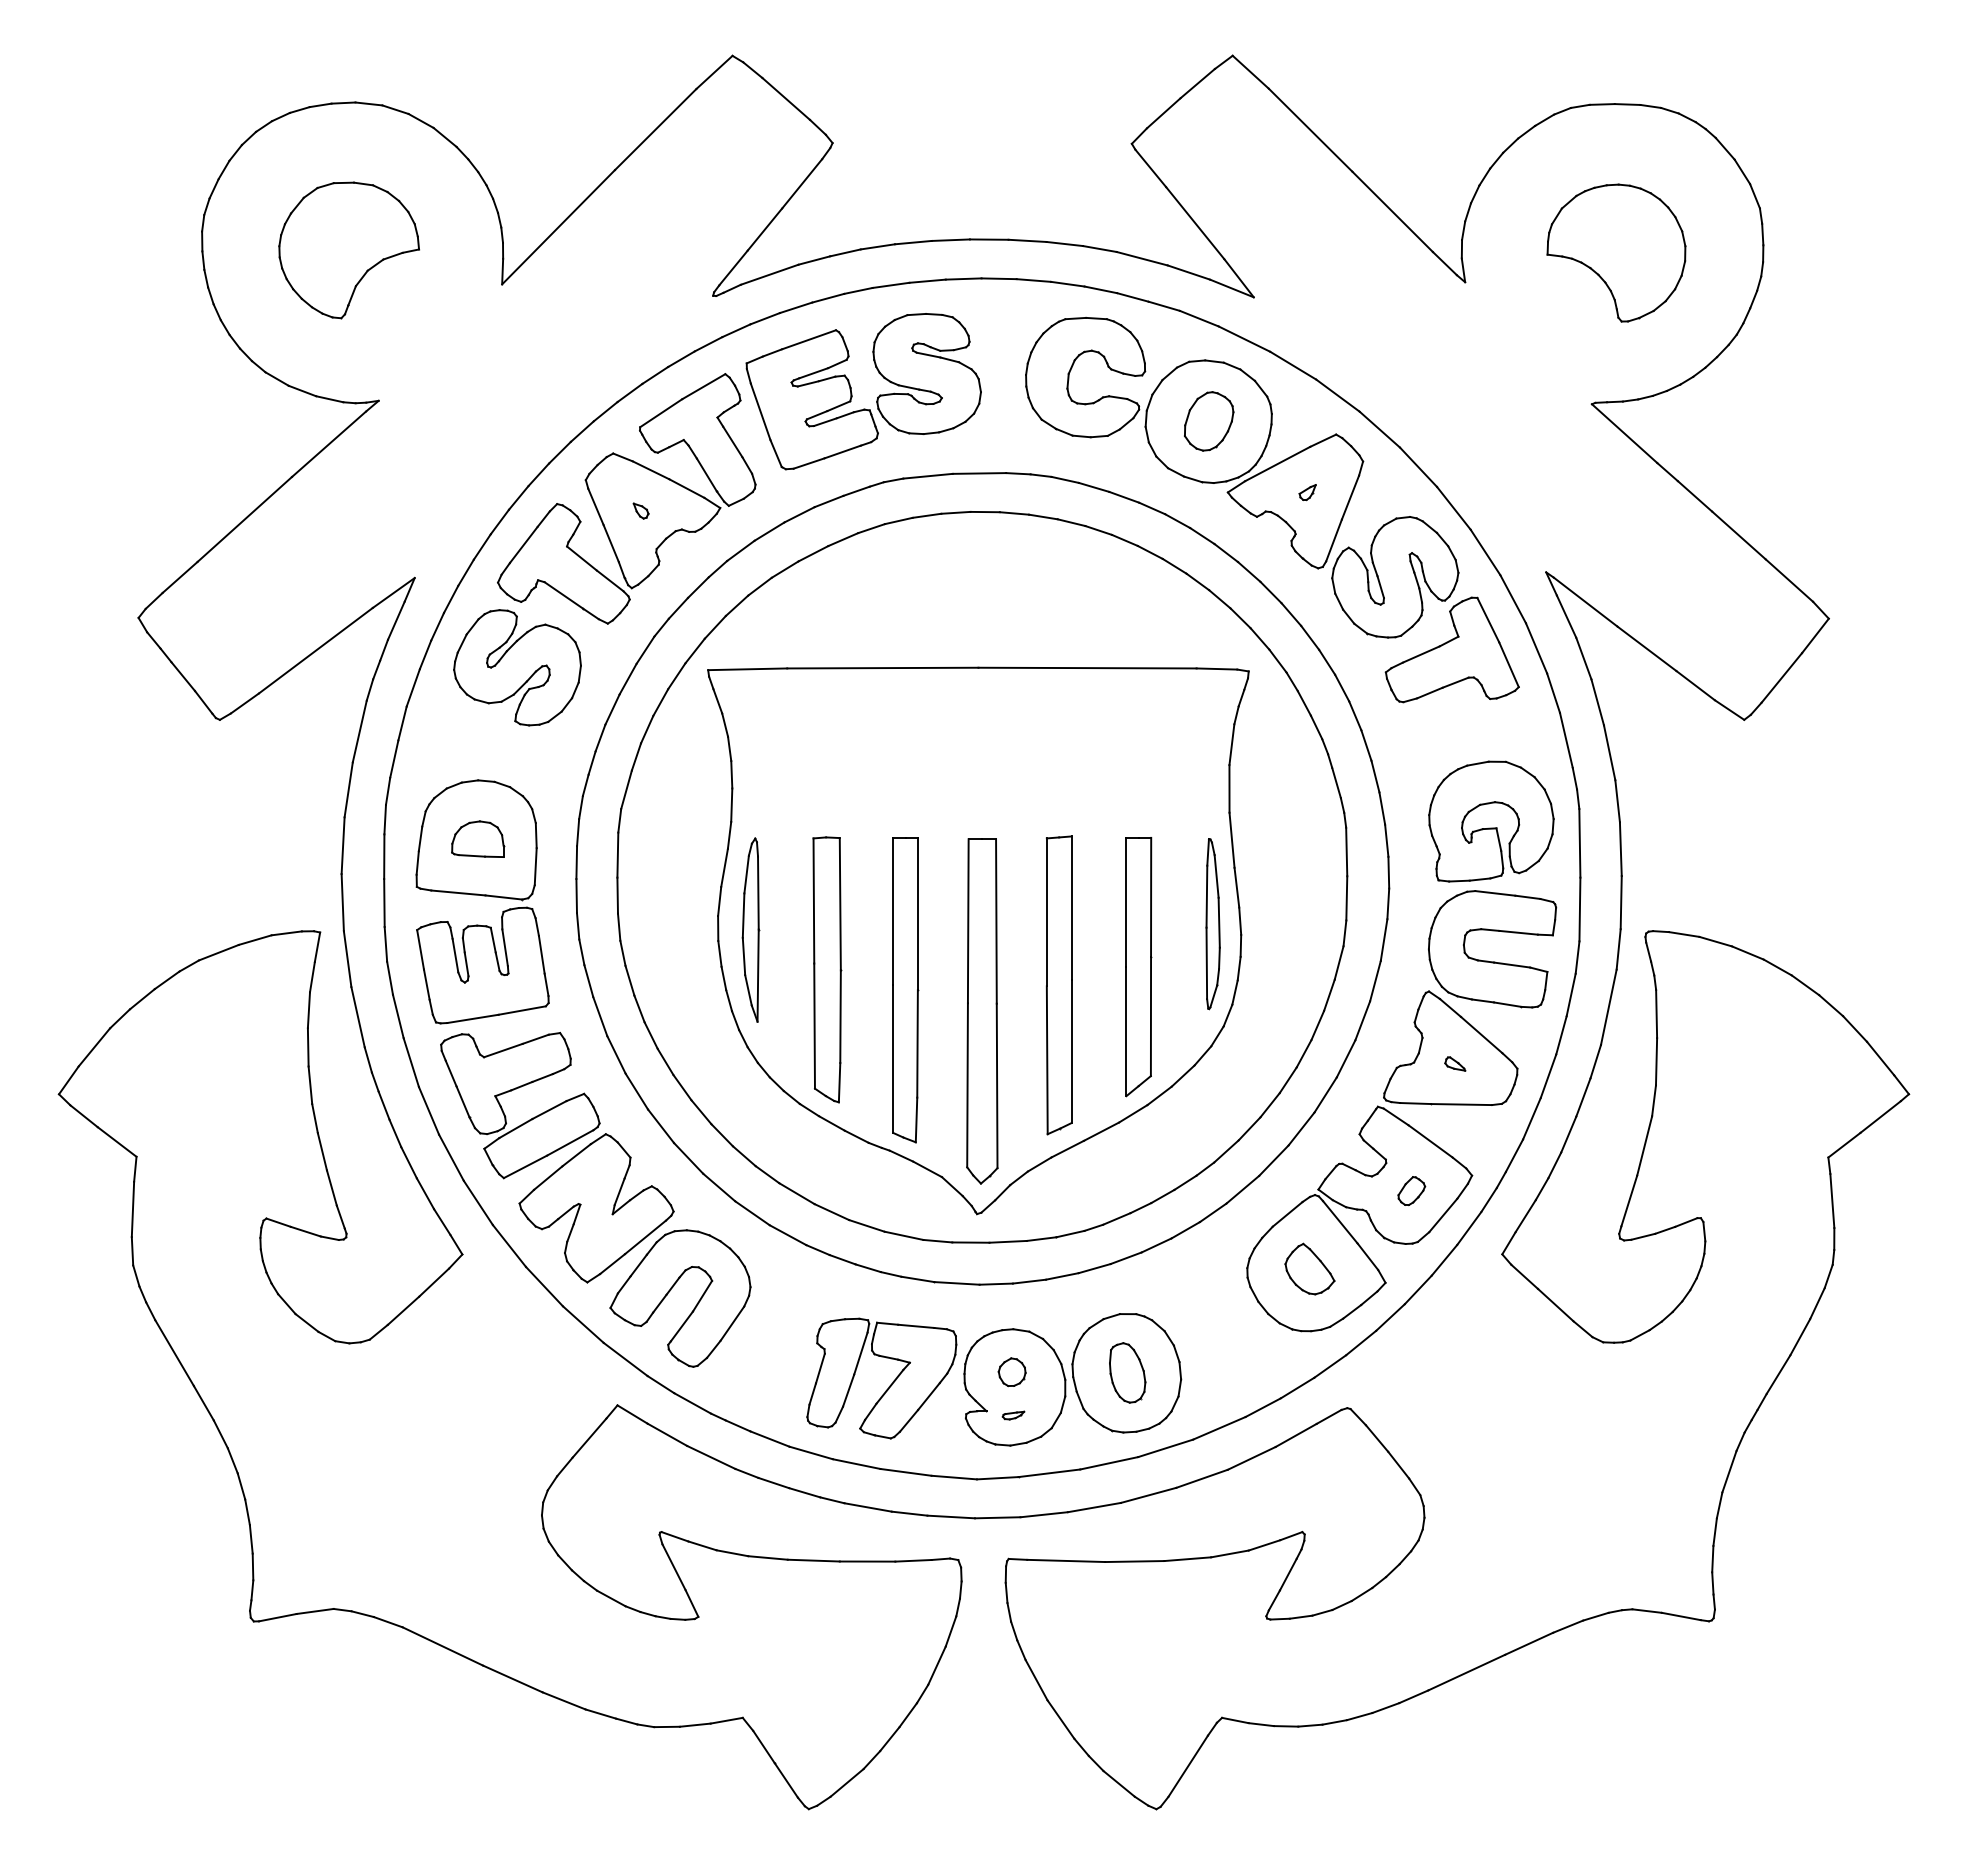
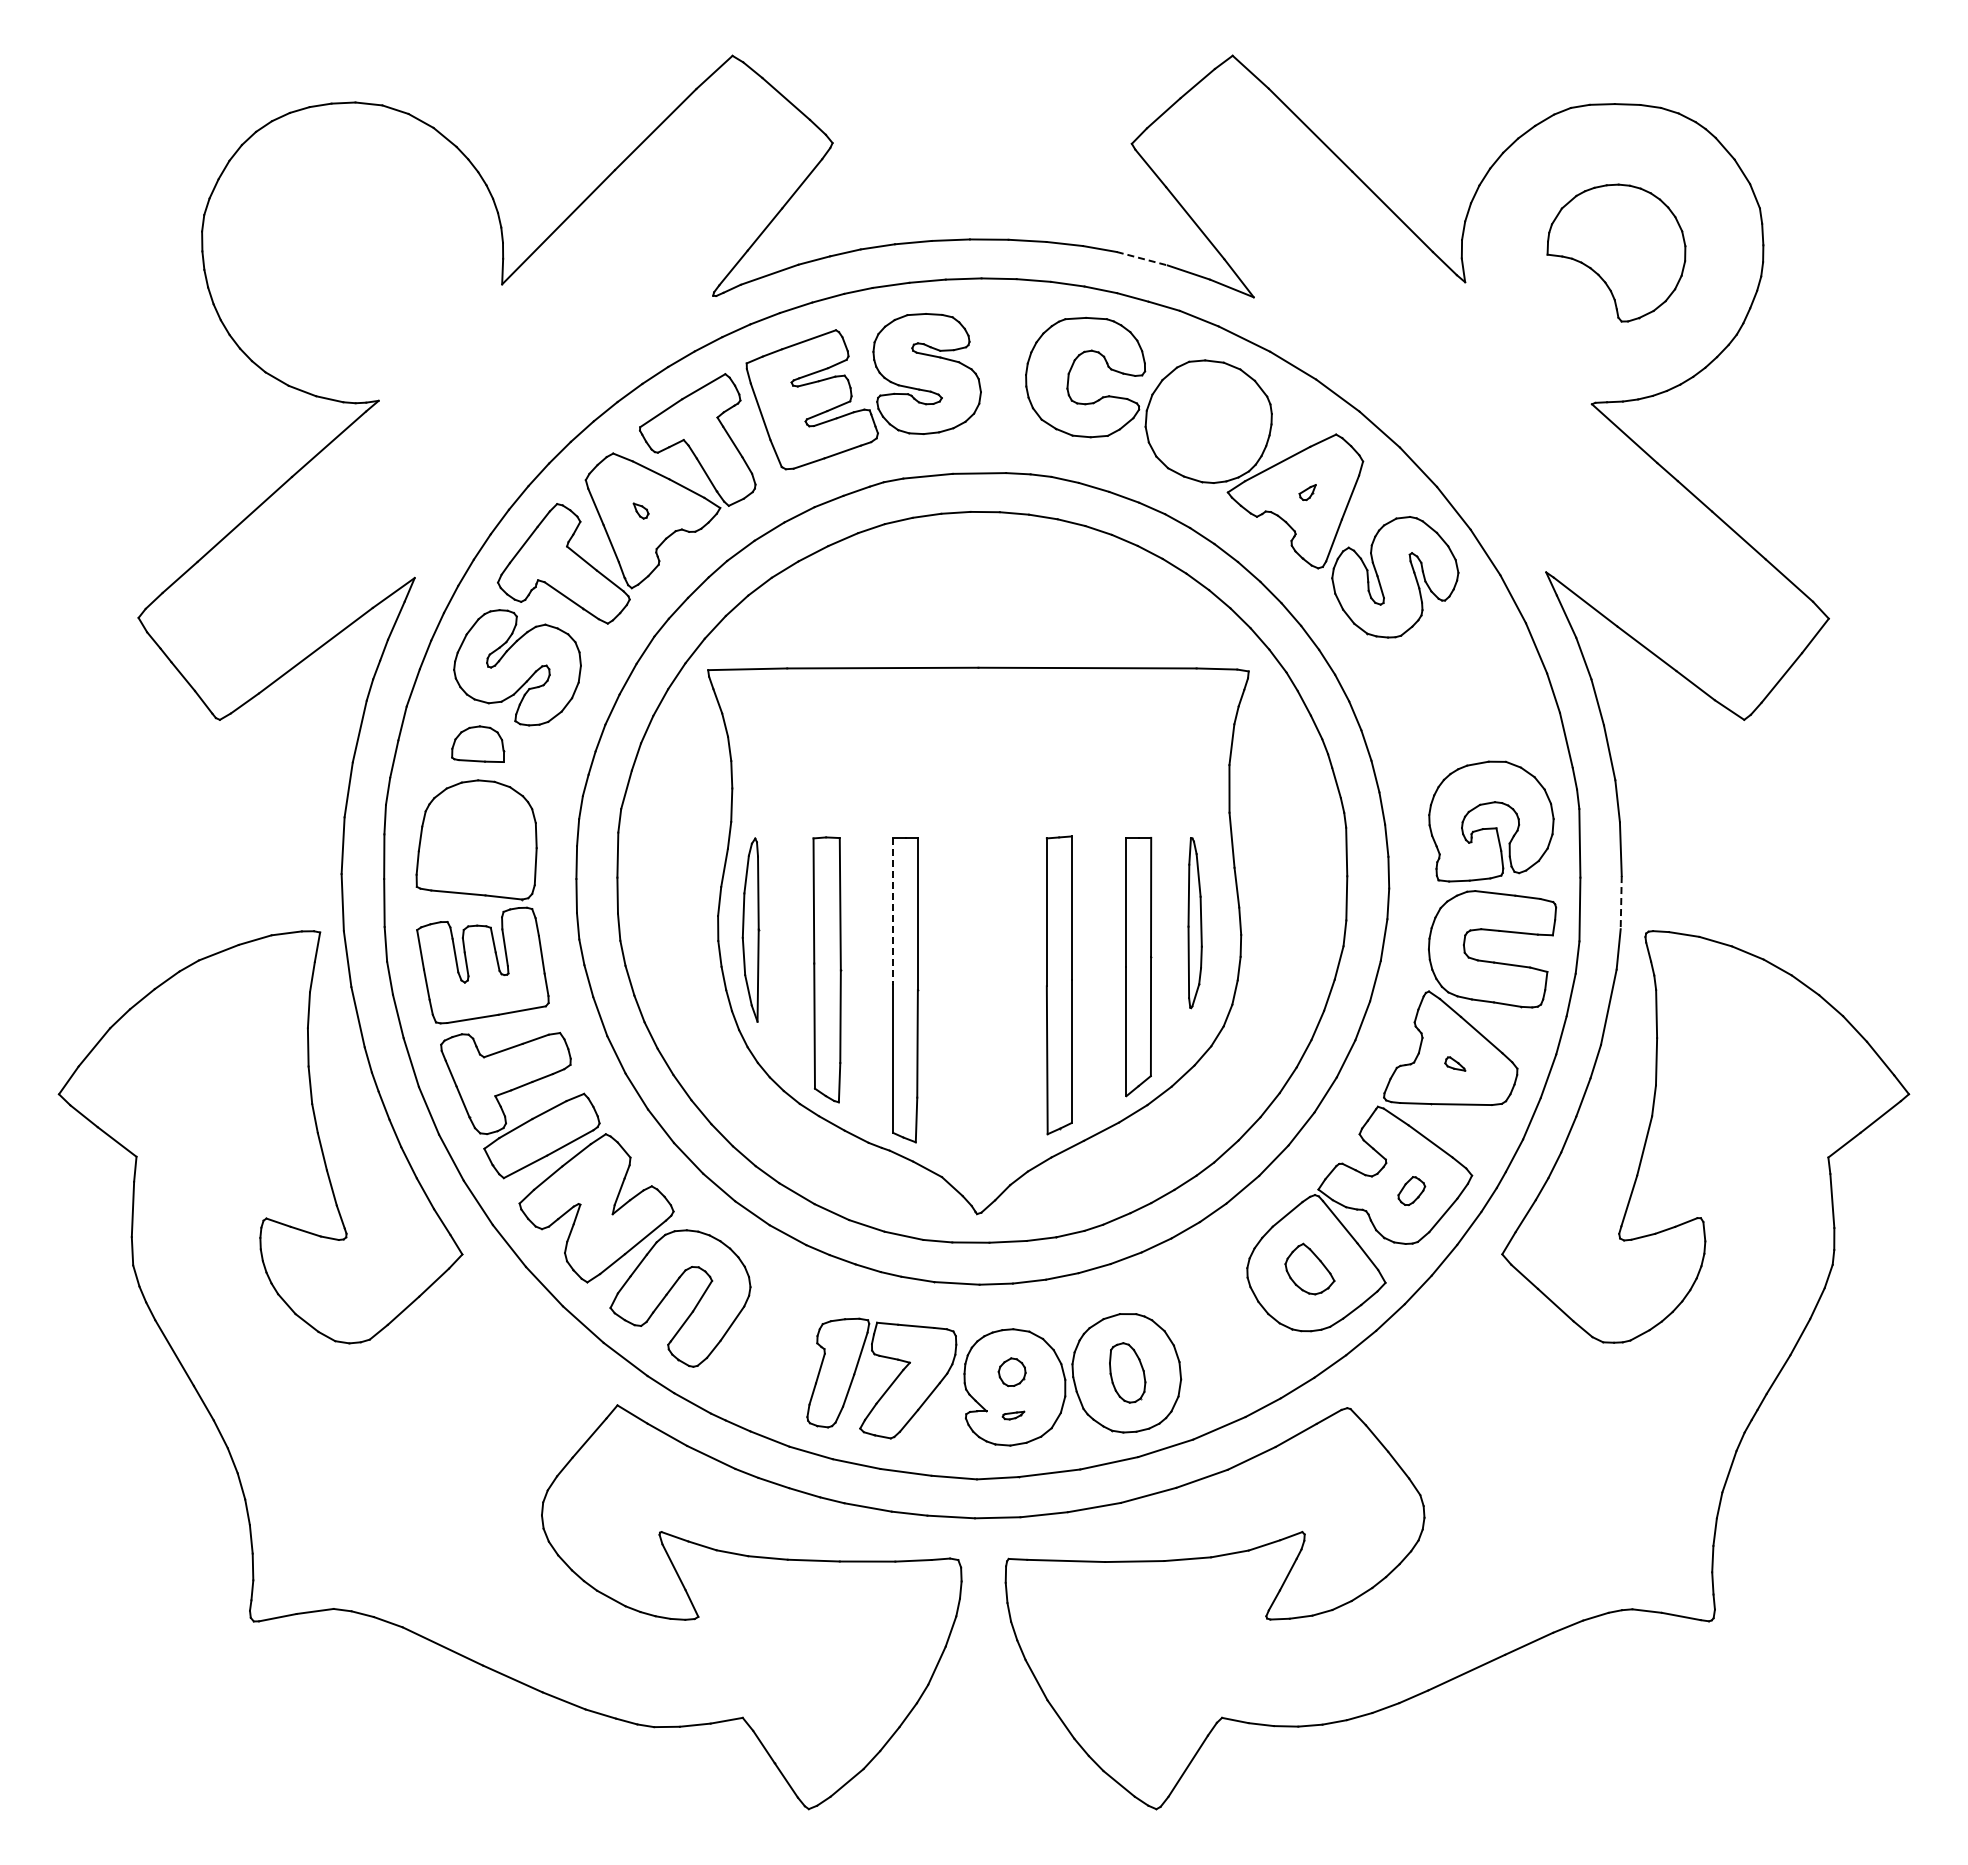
part: present -> none (348, 250)
line: solid -> dashed (1142, 258)
part: present -> none (1209, 421)
part: present -> none (1451, 649)
part position: (478, 838) -> (478, 743) (478, 743)
line: solid -> dashed (1621, 902)
line: solid -> dashed (893, 911)
part position: (1212, 924) -> (1194, 923) (1194, 923)
part: present -> none (982, 1011)
